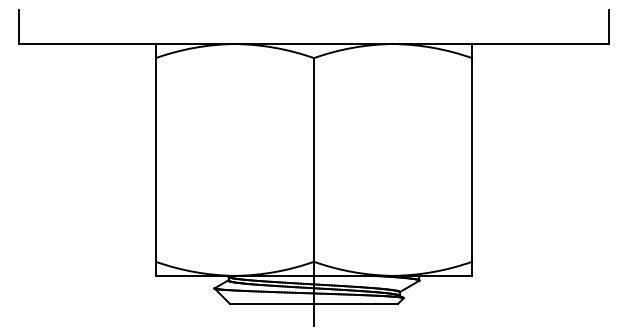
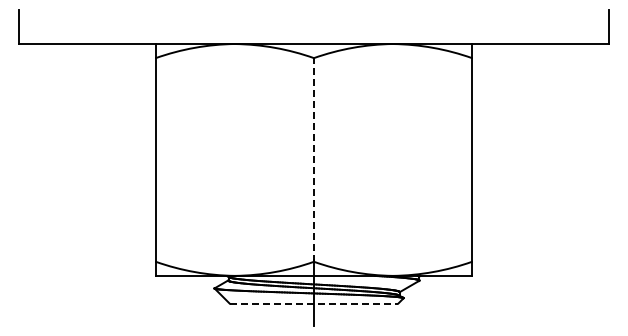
line: solid -> dashed (314, 159)
line: solid -> dashed (314, 303)
